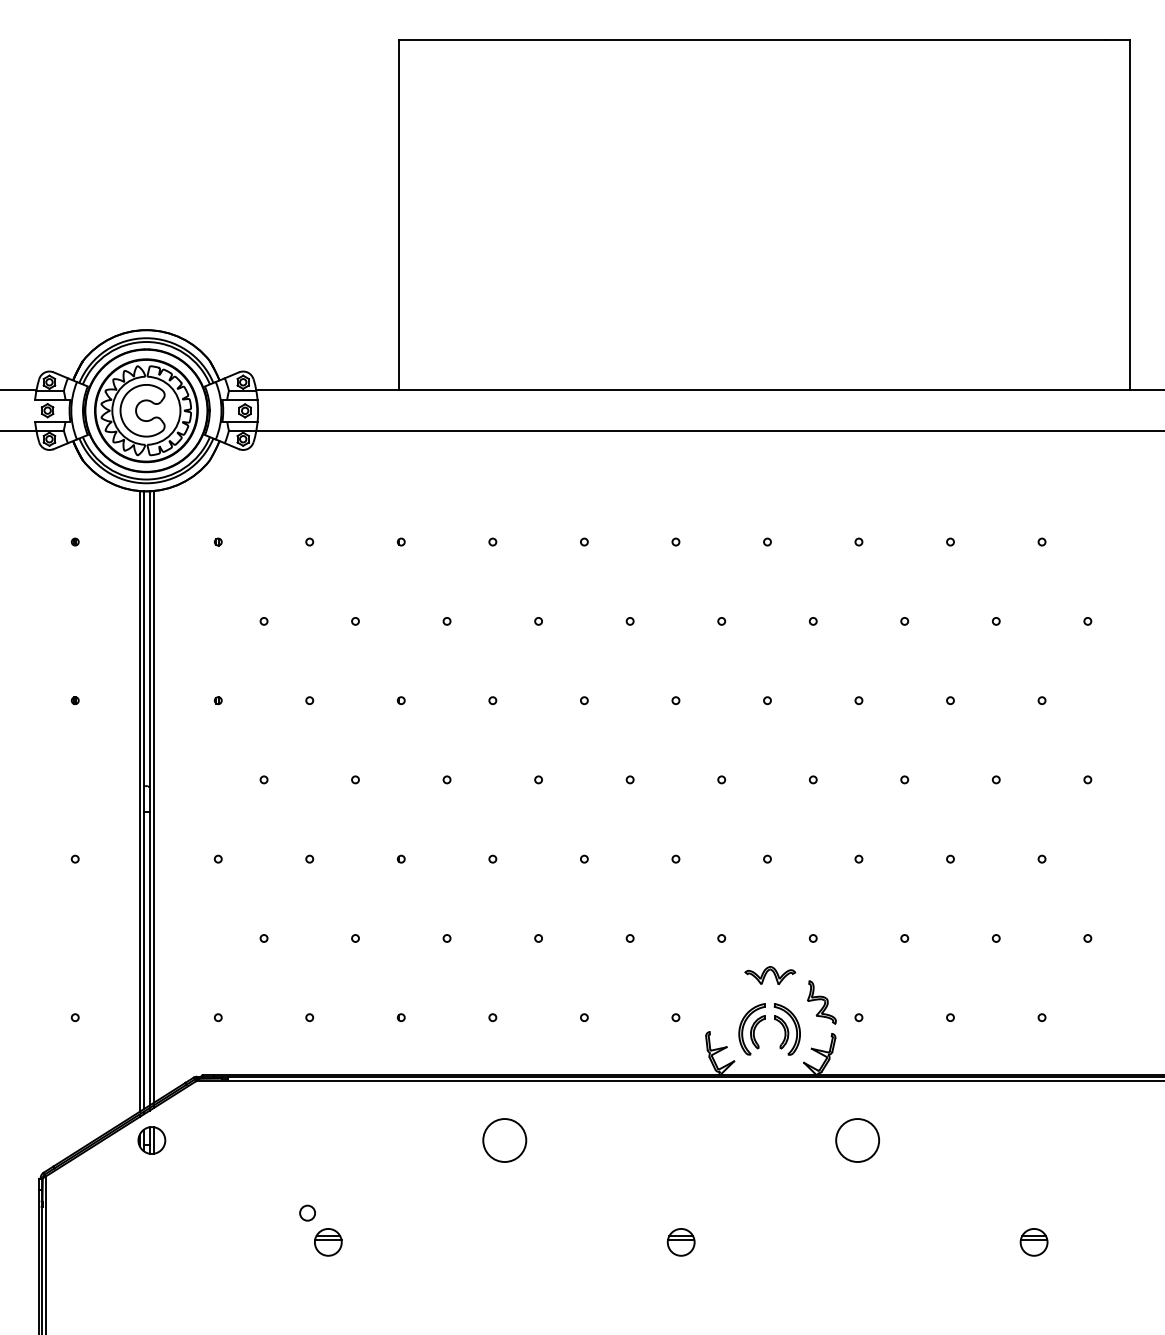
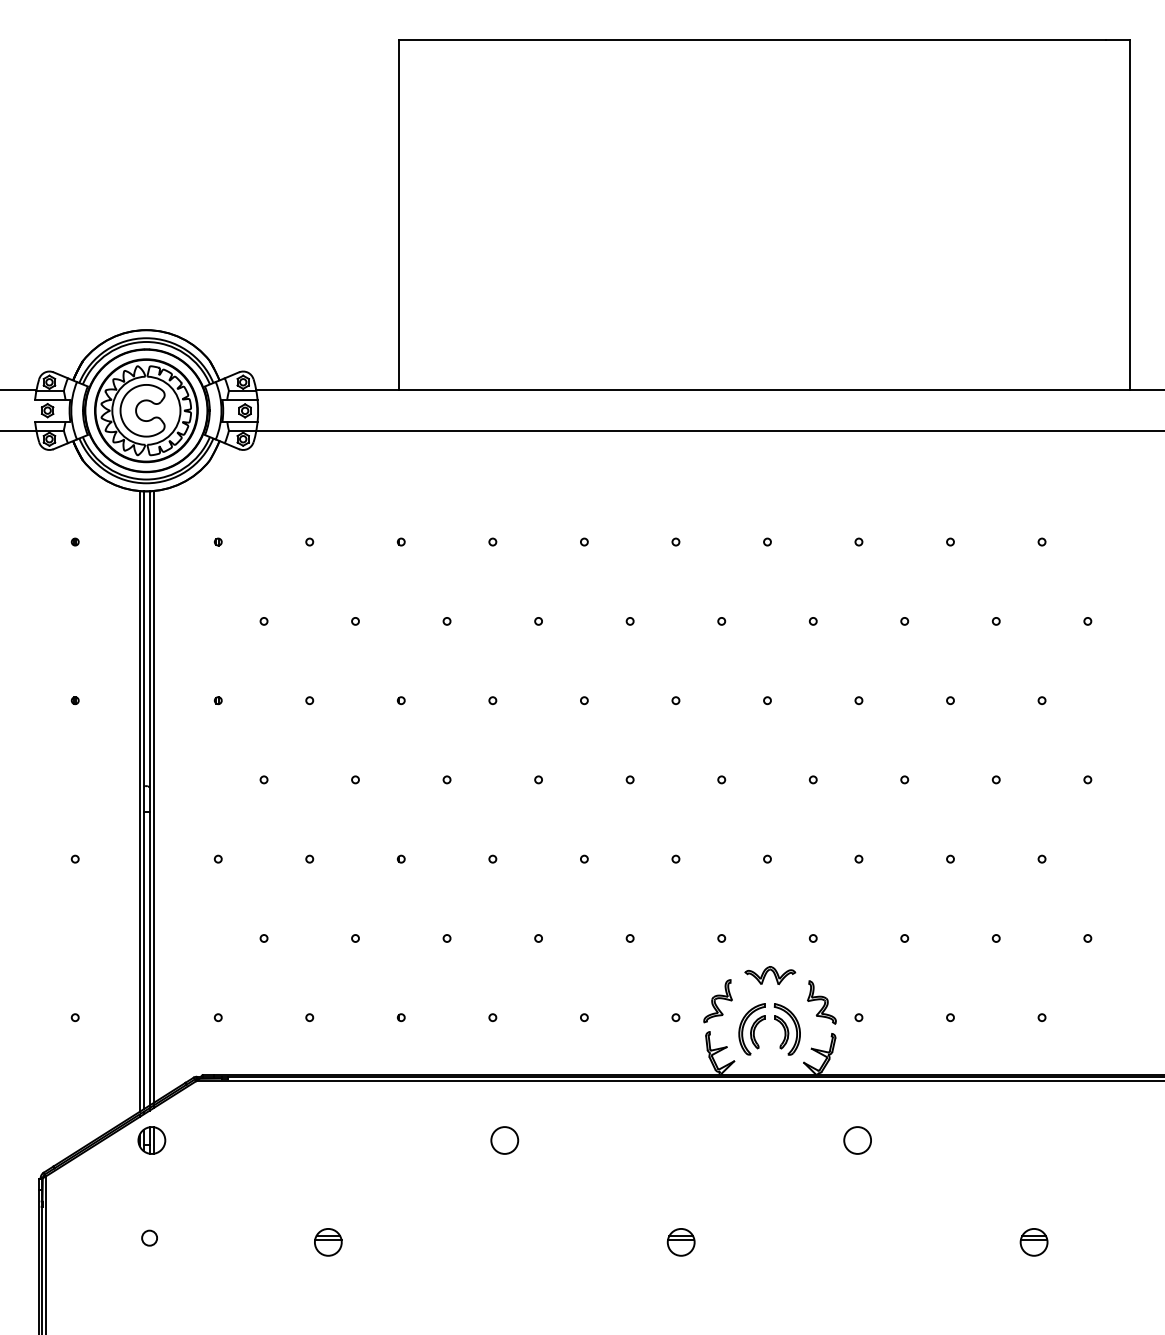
part: none -> present (717, 1001)
circle diameter: 43 px -> 27 px (504, 1140)
circle diameter: 43 px -> 27 px (857, 1140)
circle position: (307, 1212) -> (149, 1237) (149, 1237)
